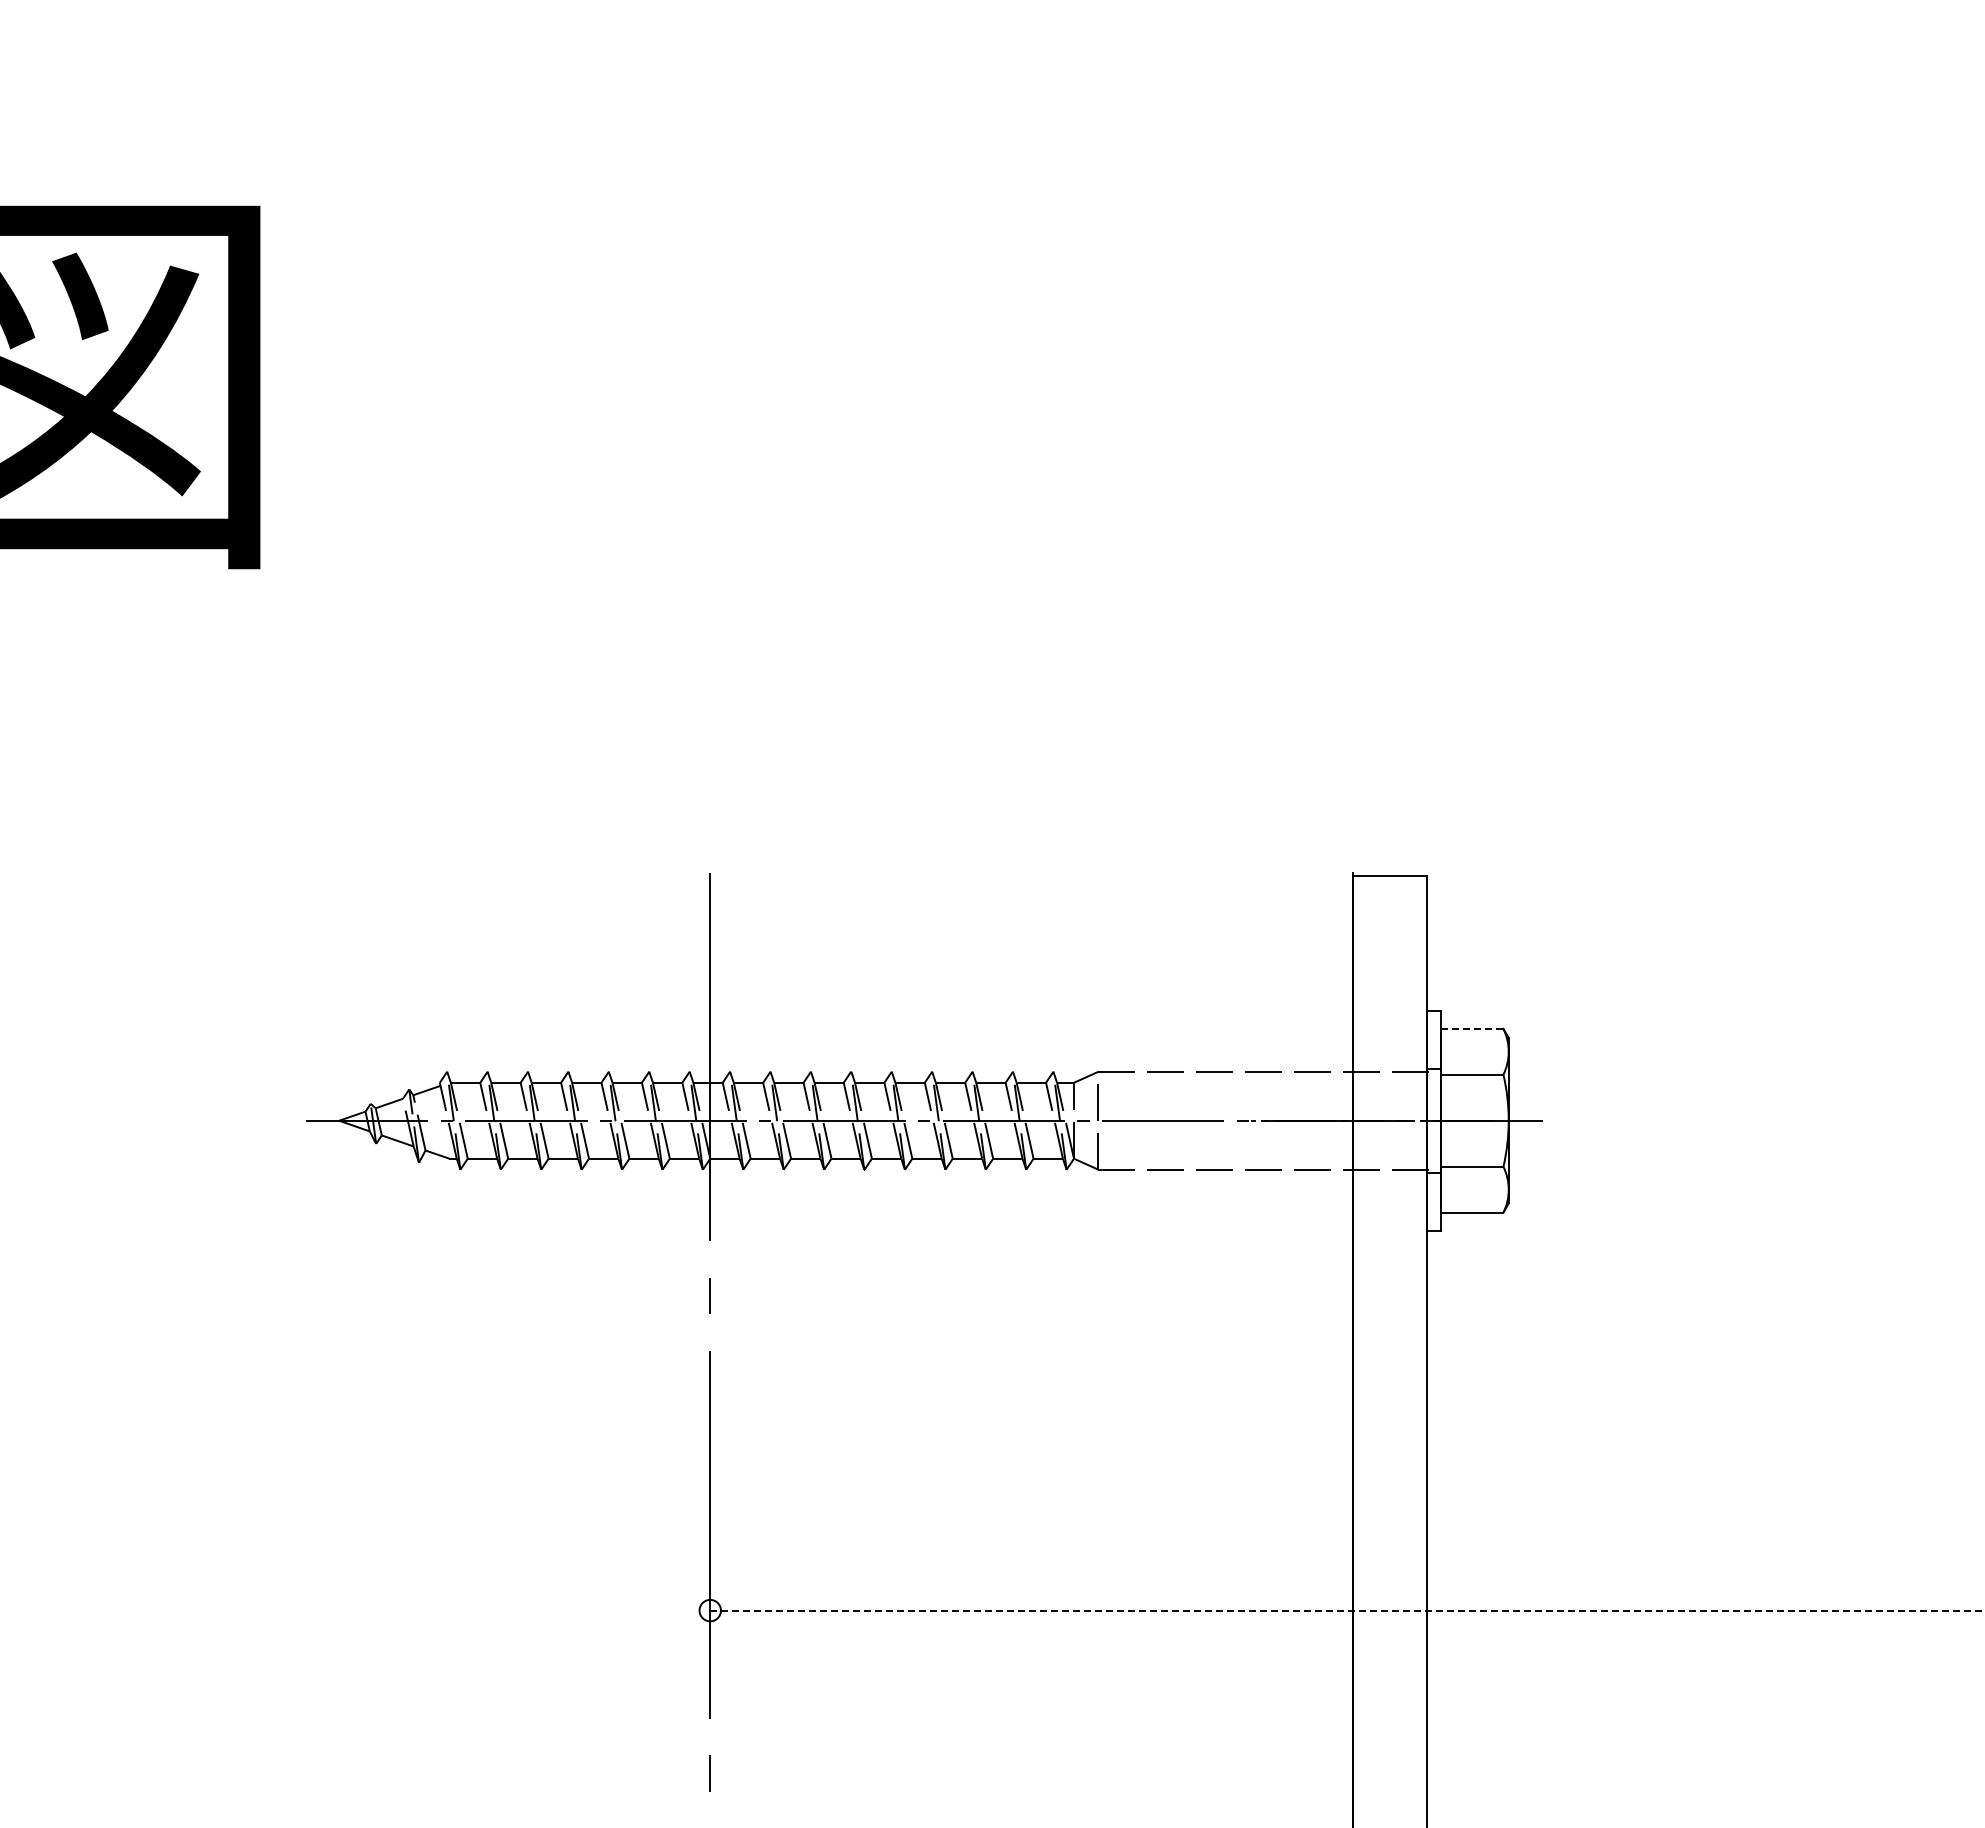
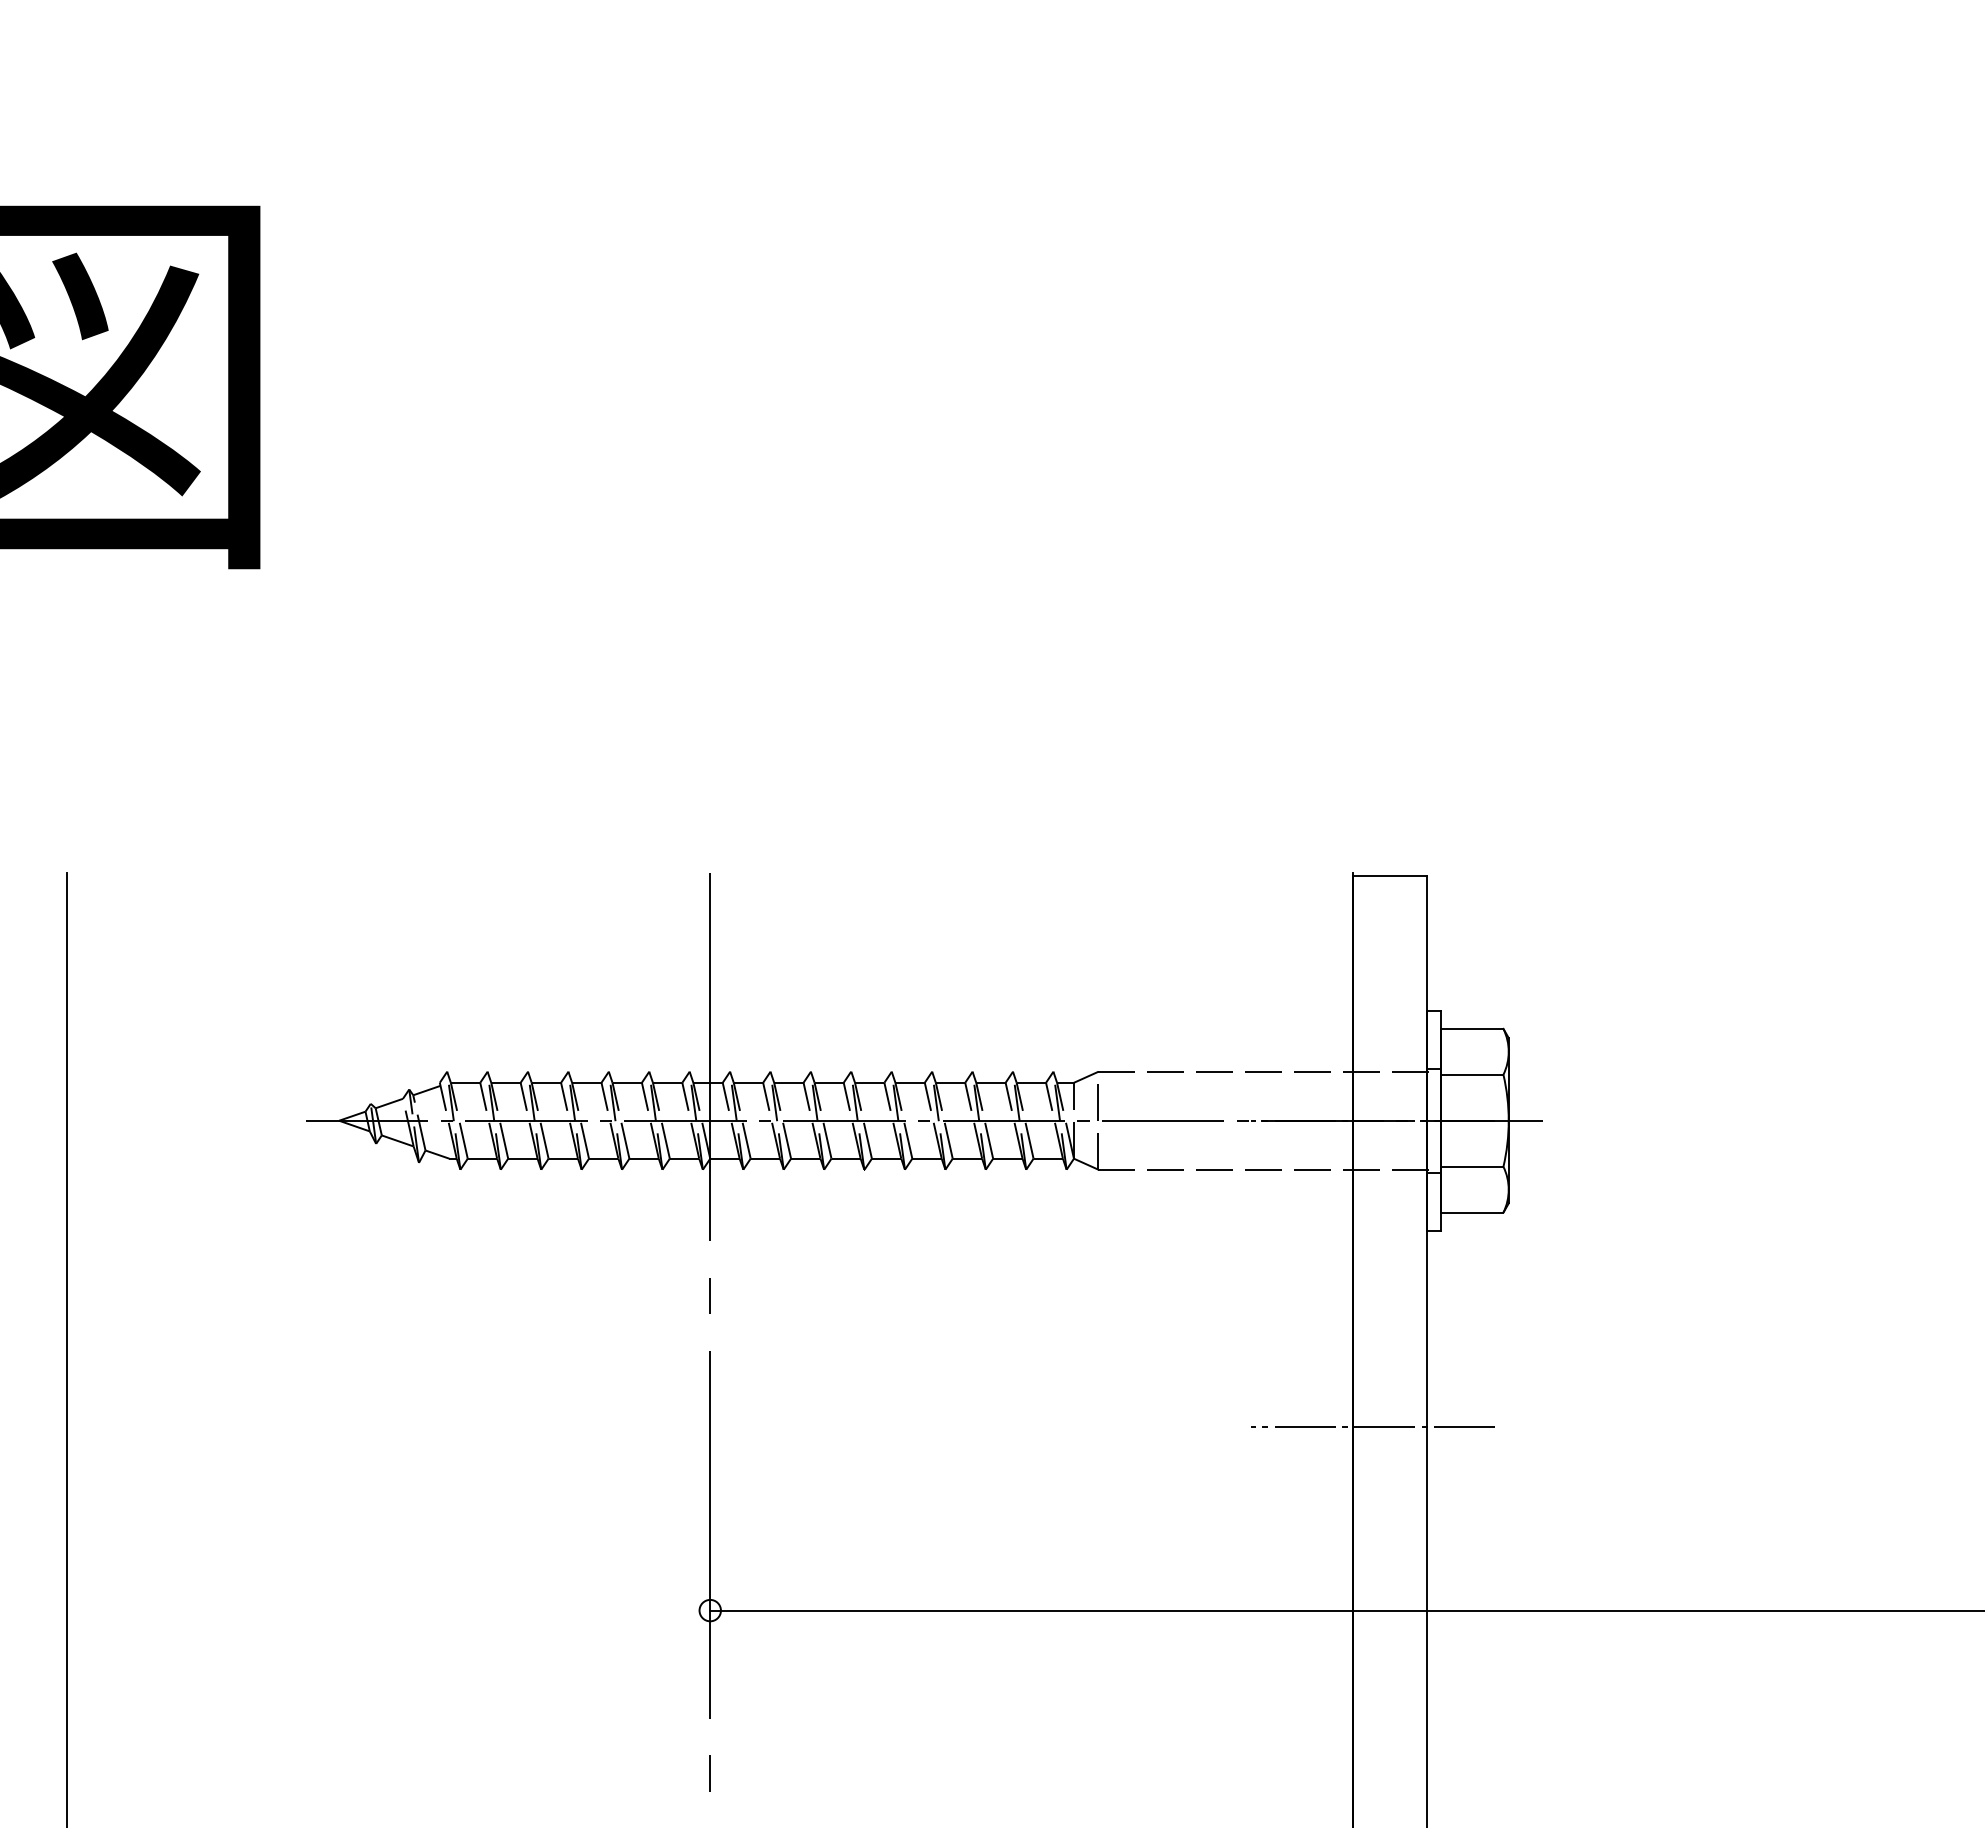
line: dashed -> solid (1471, 1028)
line: none -> present (67, 1348)
line: none -> present (1373, 1426)
line: dashed -> solid (1348, 1610)
